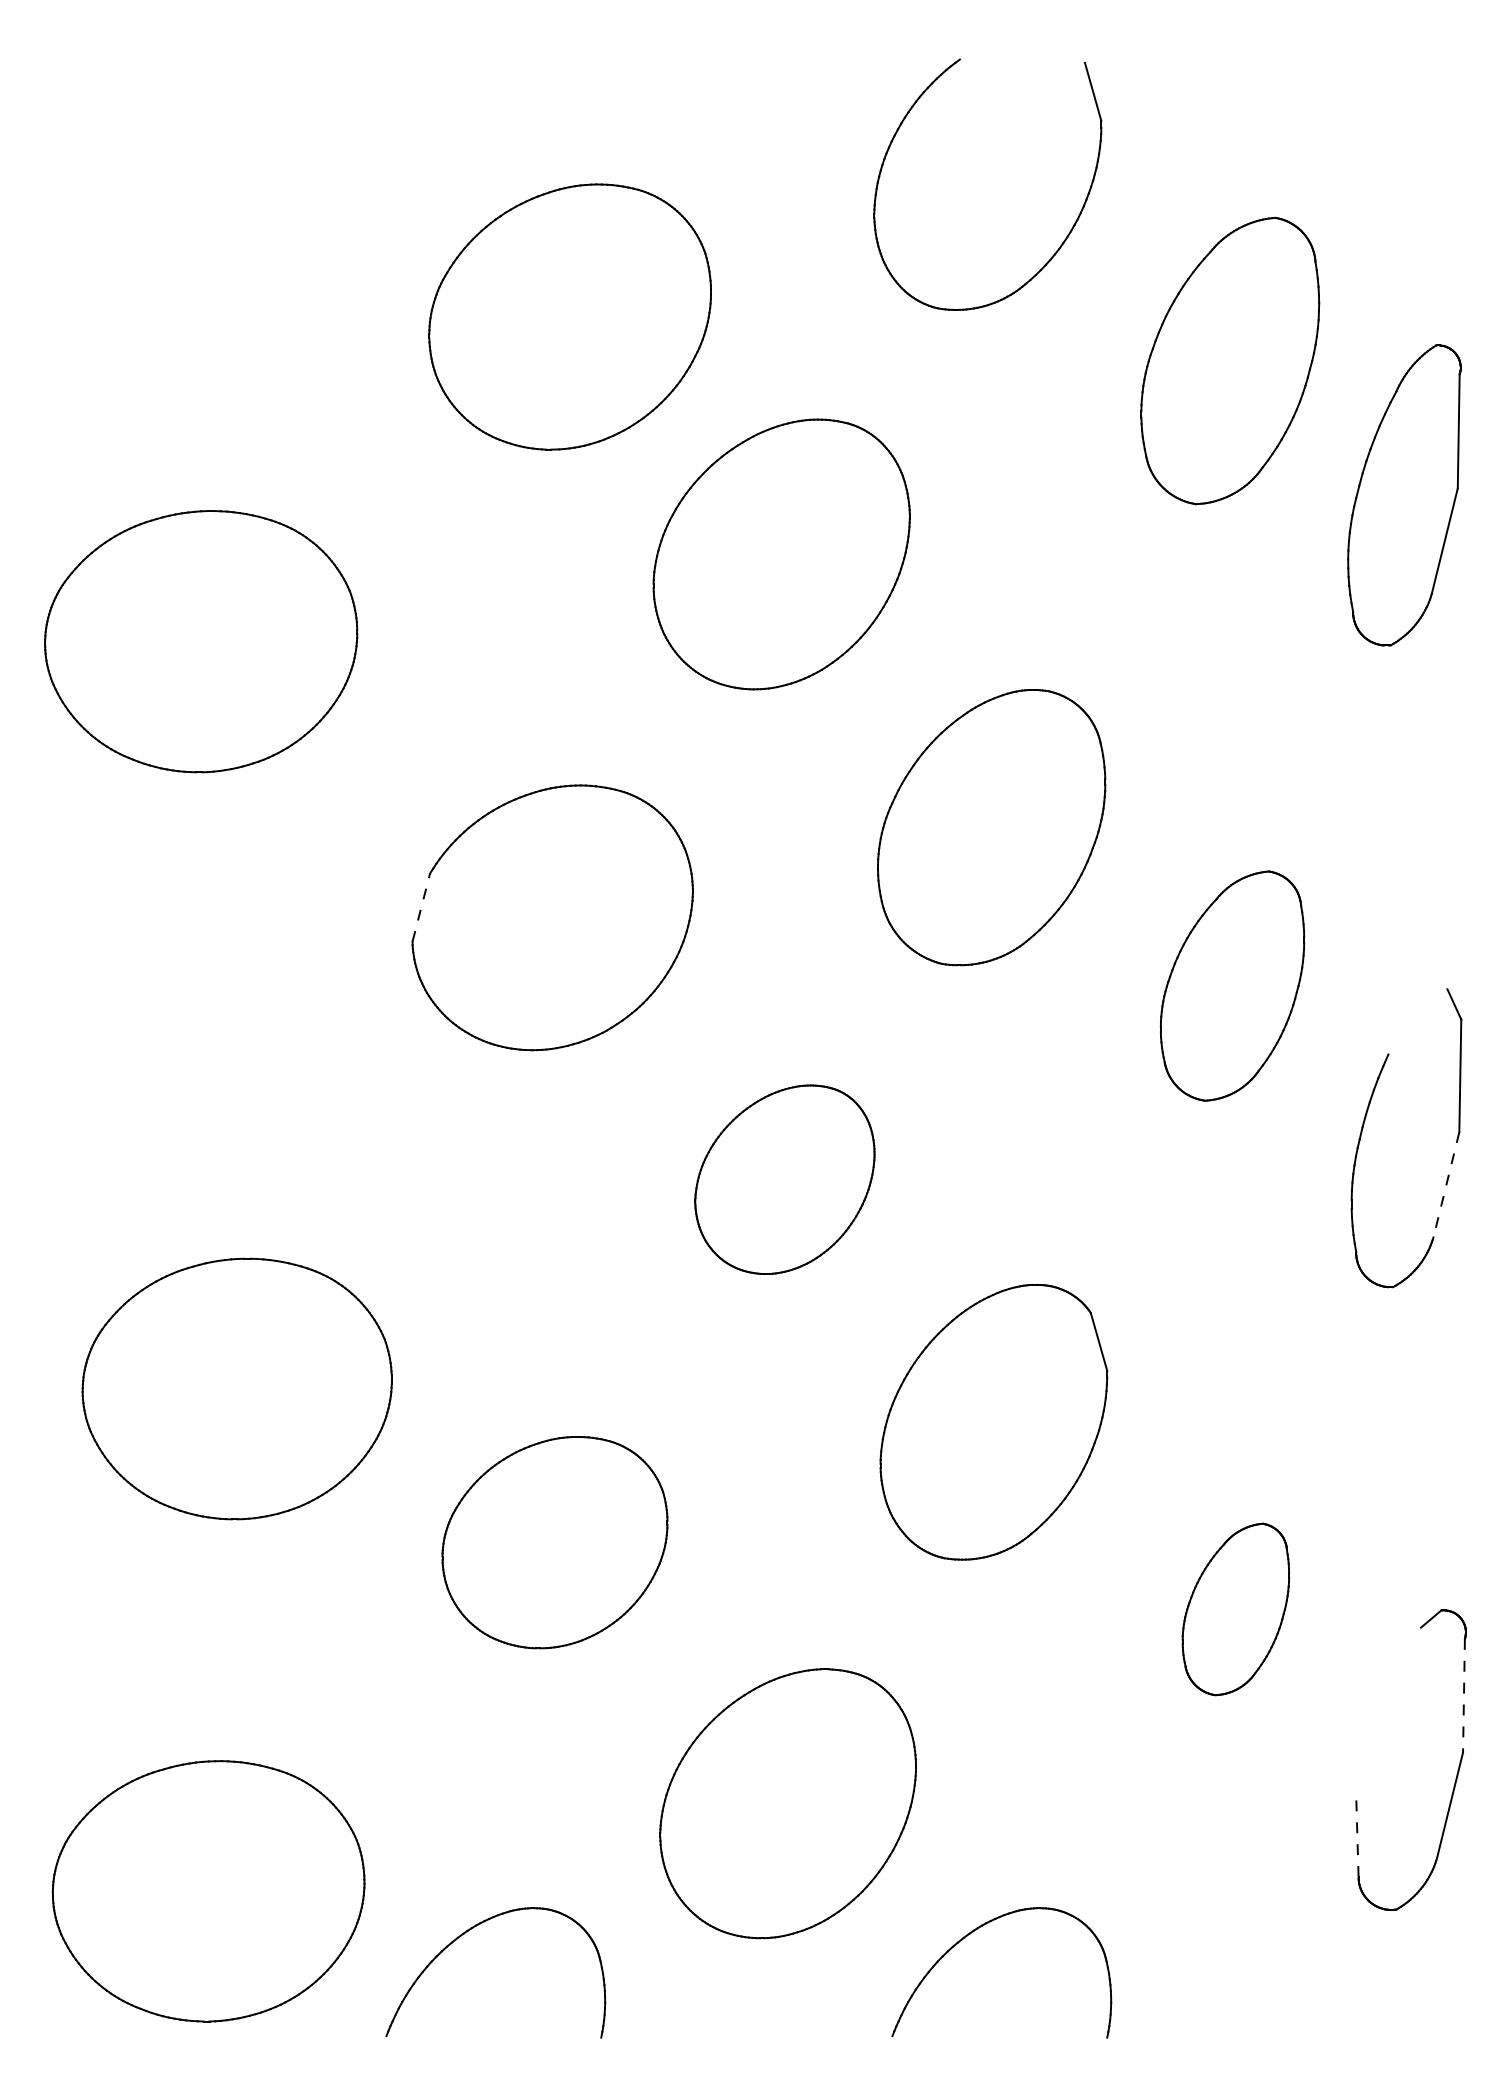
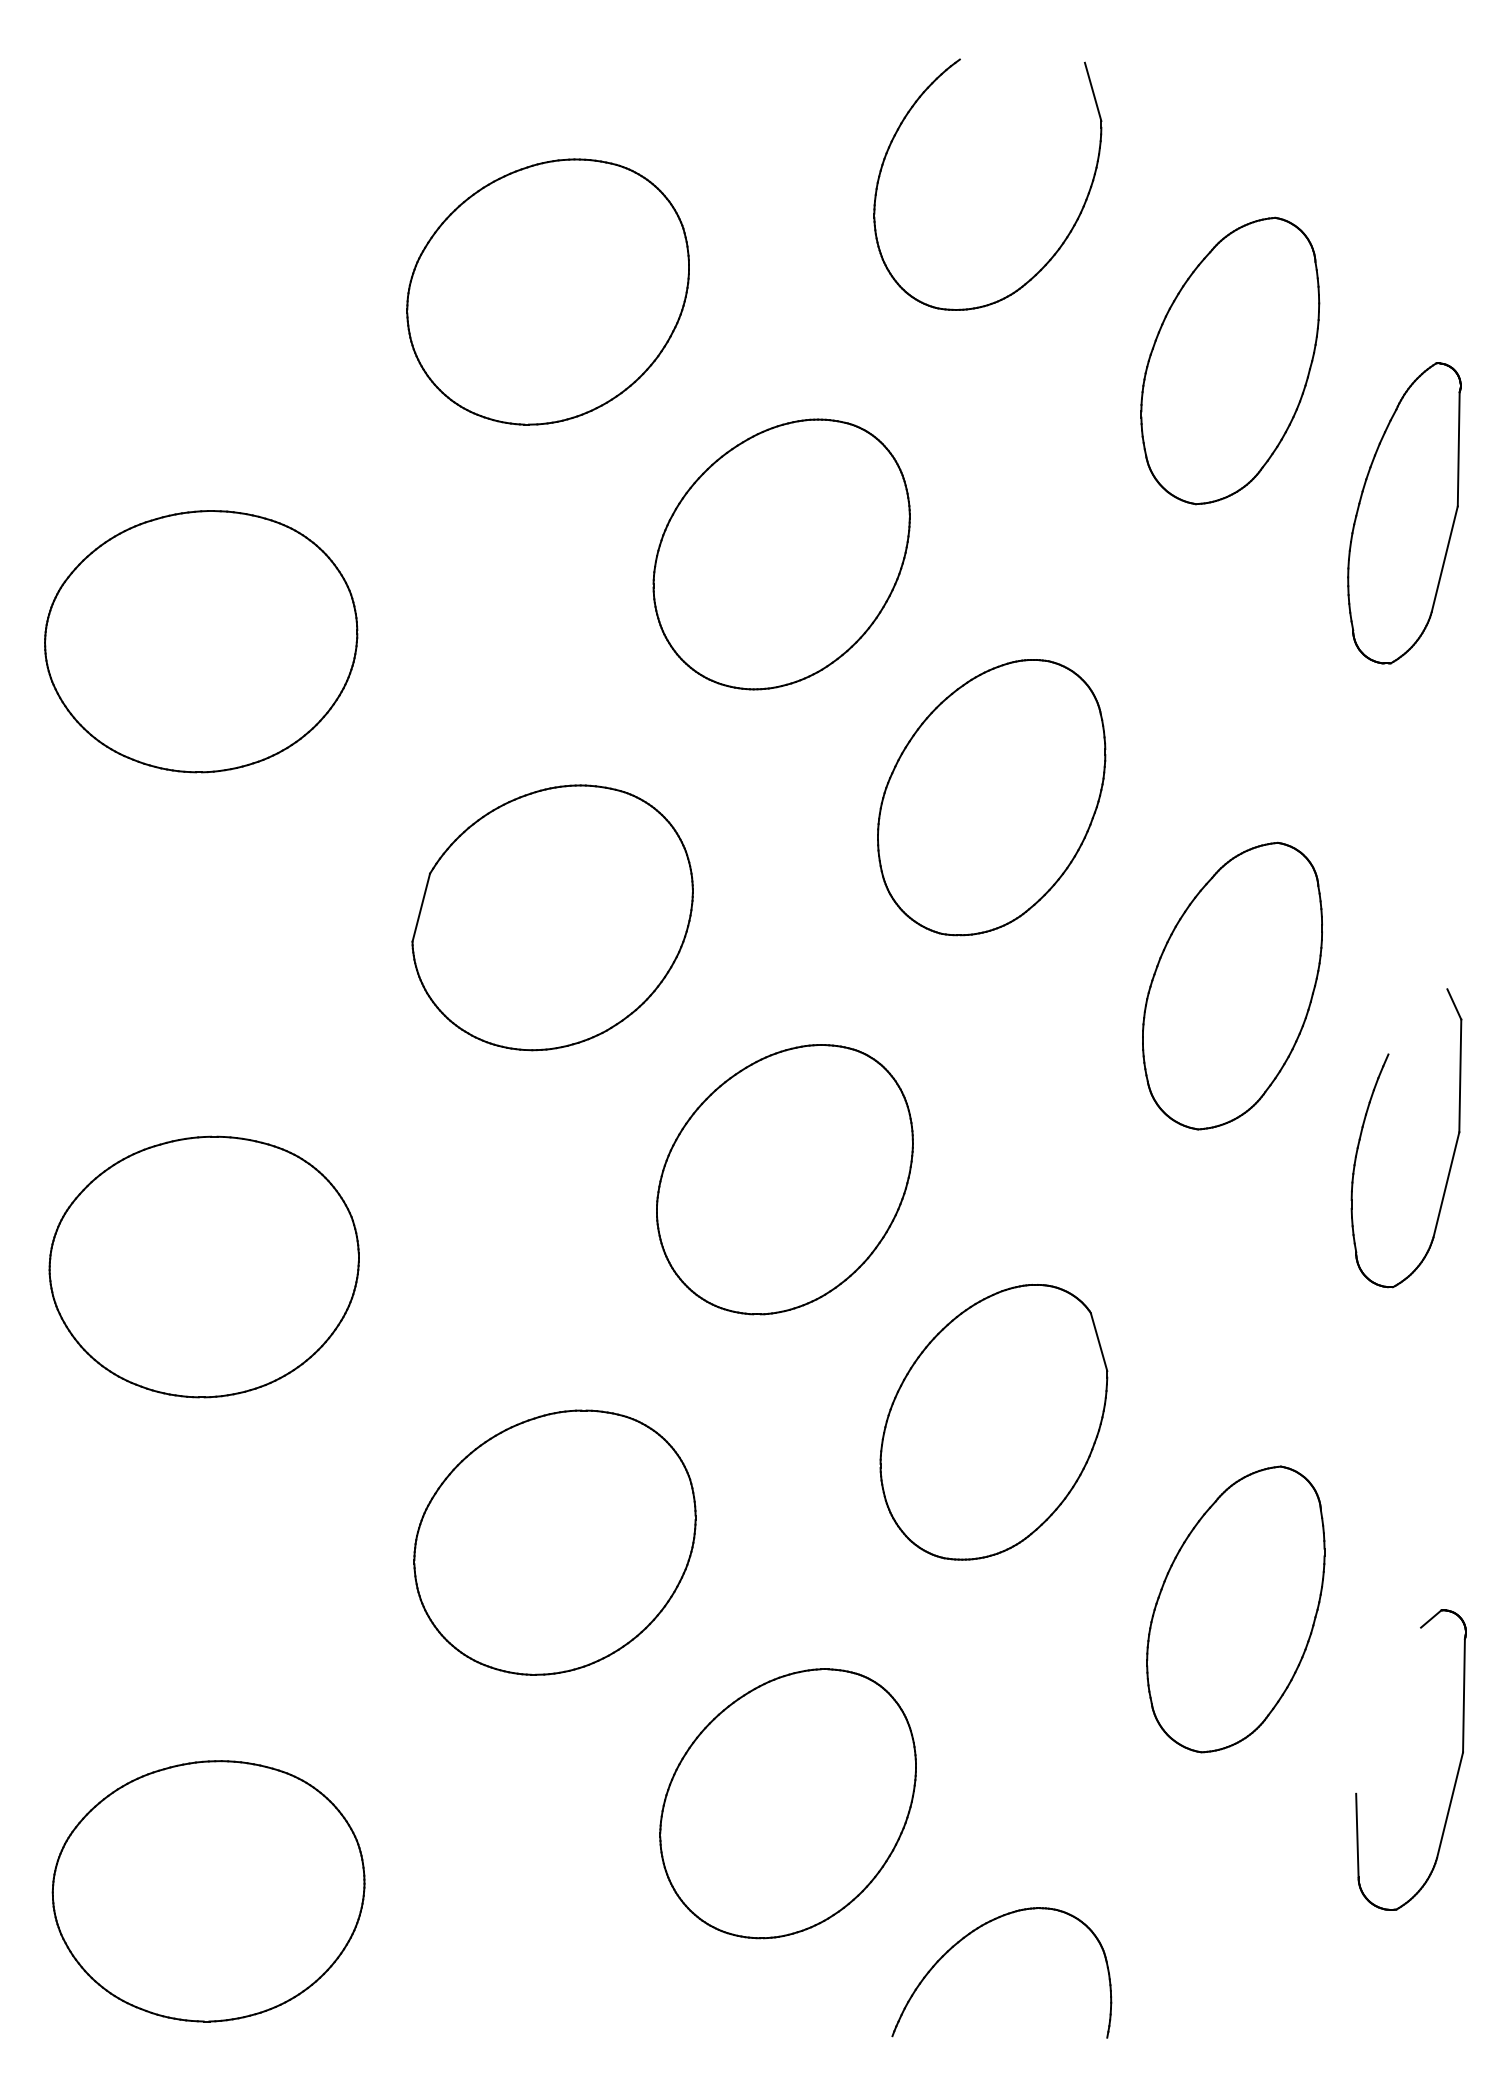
part position: (569, 316) -> (547, 291) (547, 291)
part position: (1404, 495) -> (1404, 513) (1404, 513)
part position: (991, 827) -> (991, 797) (991, 797)
line: dashed -> solid (421, 907)
part size: 146x232 px -> 181x290 px (1232, 985)
part size: 182x191 px -> 258x272 px (784, 1179)
line: dashed -> solid (1446, 1185)
part position: (236, 1388) -> (203, 1266) (203, 1266)
part size: 228x214 px -> 284x267 px (554, 1542)
part size: 109x175 px -> 180x289 px (1235, 1609)
line: dashed -> solid (1463, 1695)
line: dashed -> solid (1357, 1835)
part: present -> none (467, 1932)
